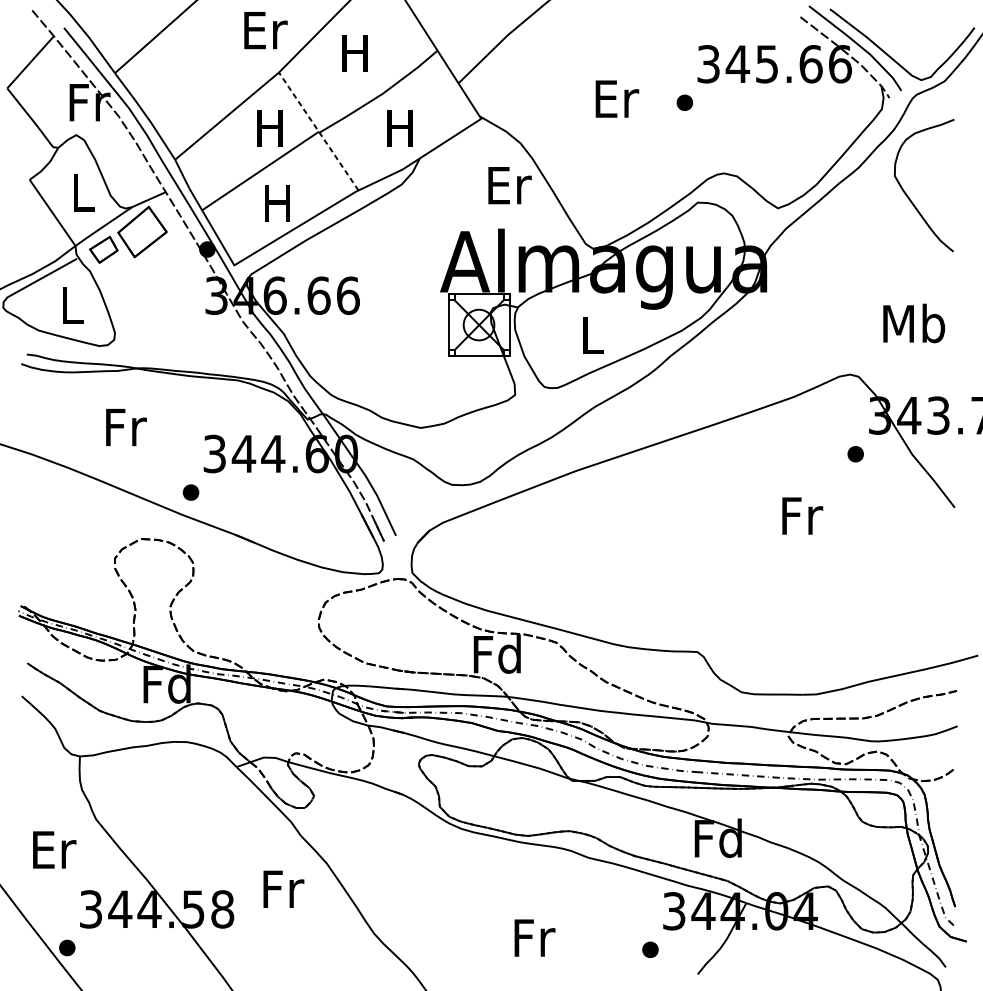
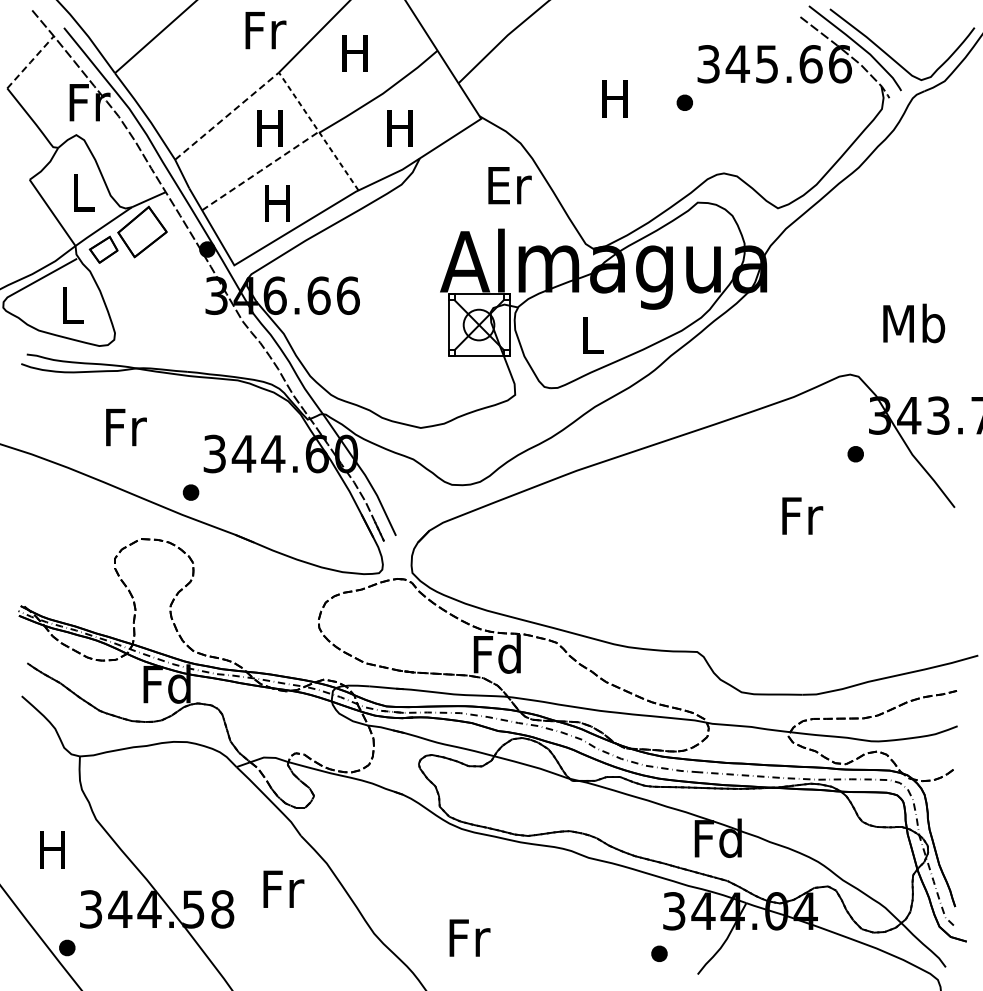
text: Er -> Fr (265, 30)
line: solid -> dashed (30, 62)
text: Er -> H (617, 98)
line: solid -> dashed (227, 116)
line: solid -> dashed (260, 171)
curve: present -> none (910, 198)
text: Er -> H (54, 849)
text position: (534, 937) -> (469, 937) (469, 937)
part position: (650, 949) -> (659, 953) (659, 953)
